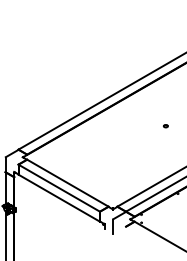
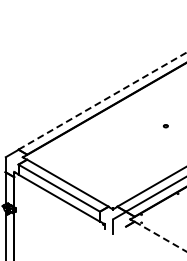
line: solid -> dashed (103, 100)
line: solid -> dashed (160, 236)
